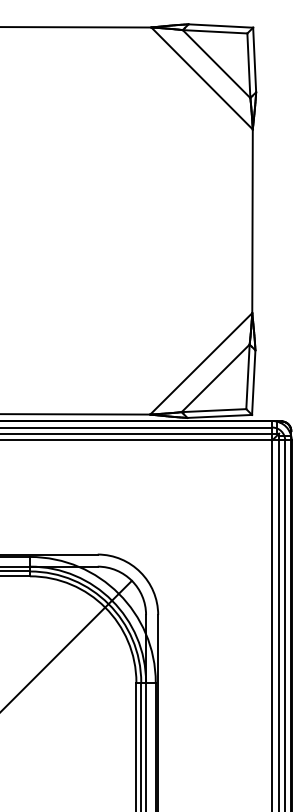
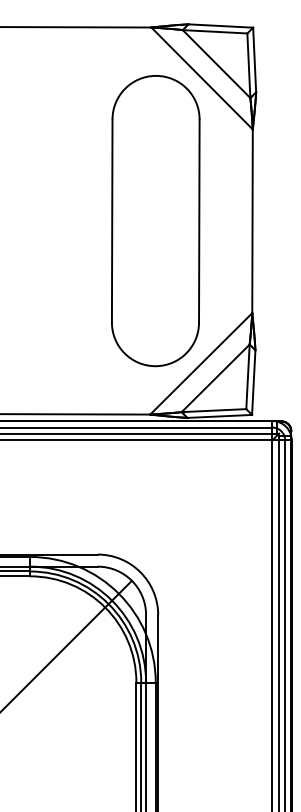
part: none -> present (155, 221)
